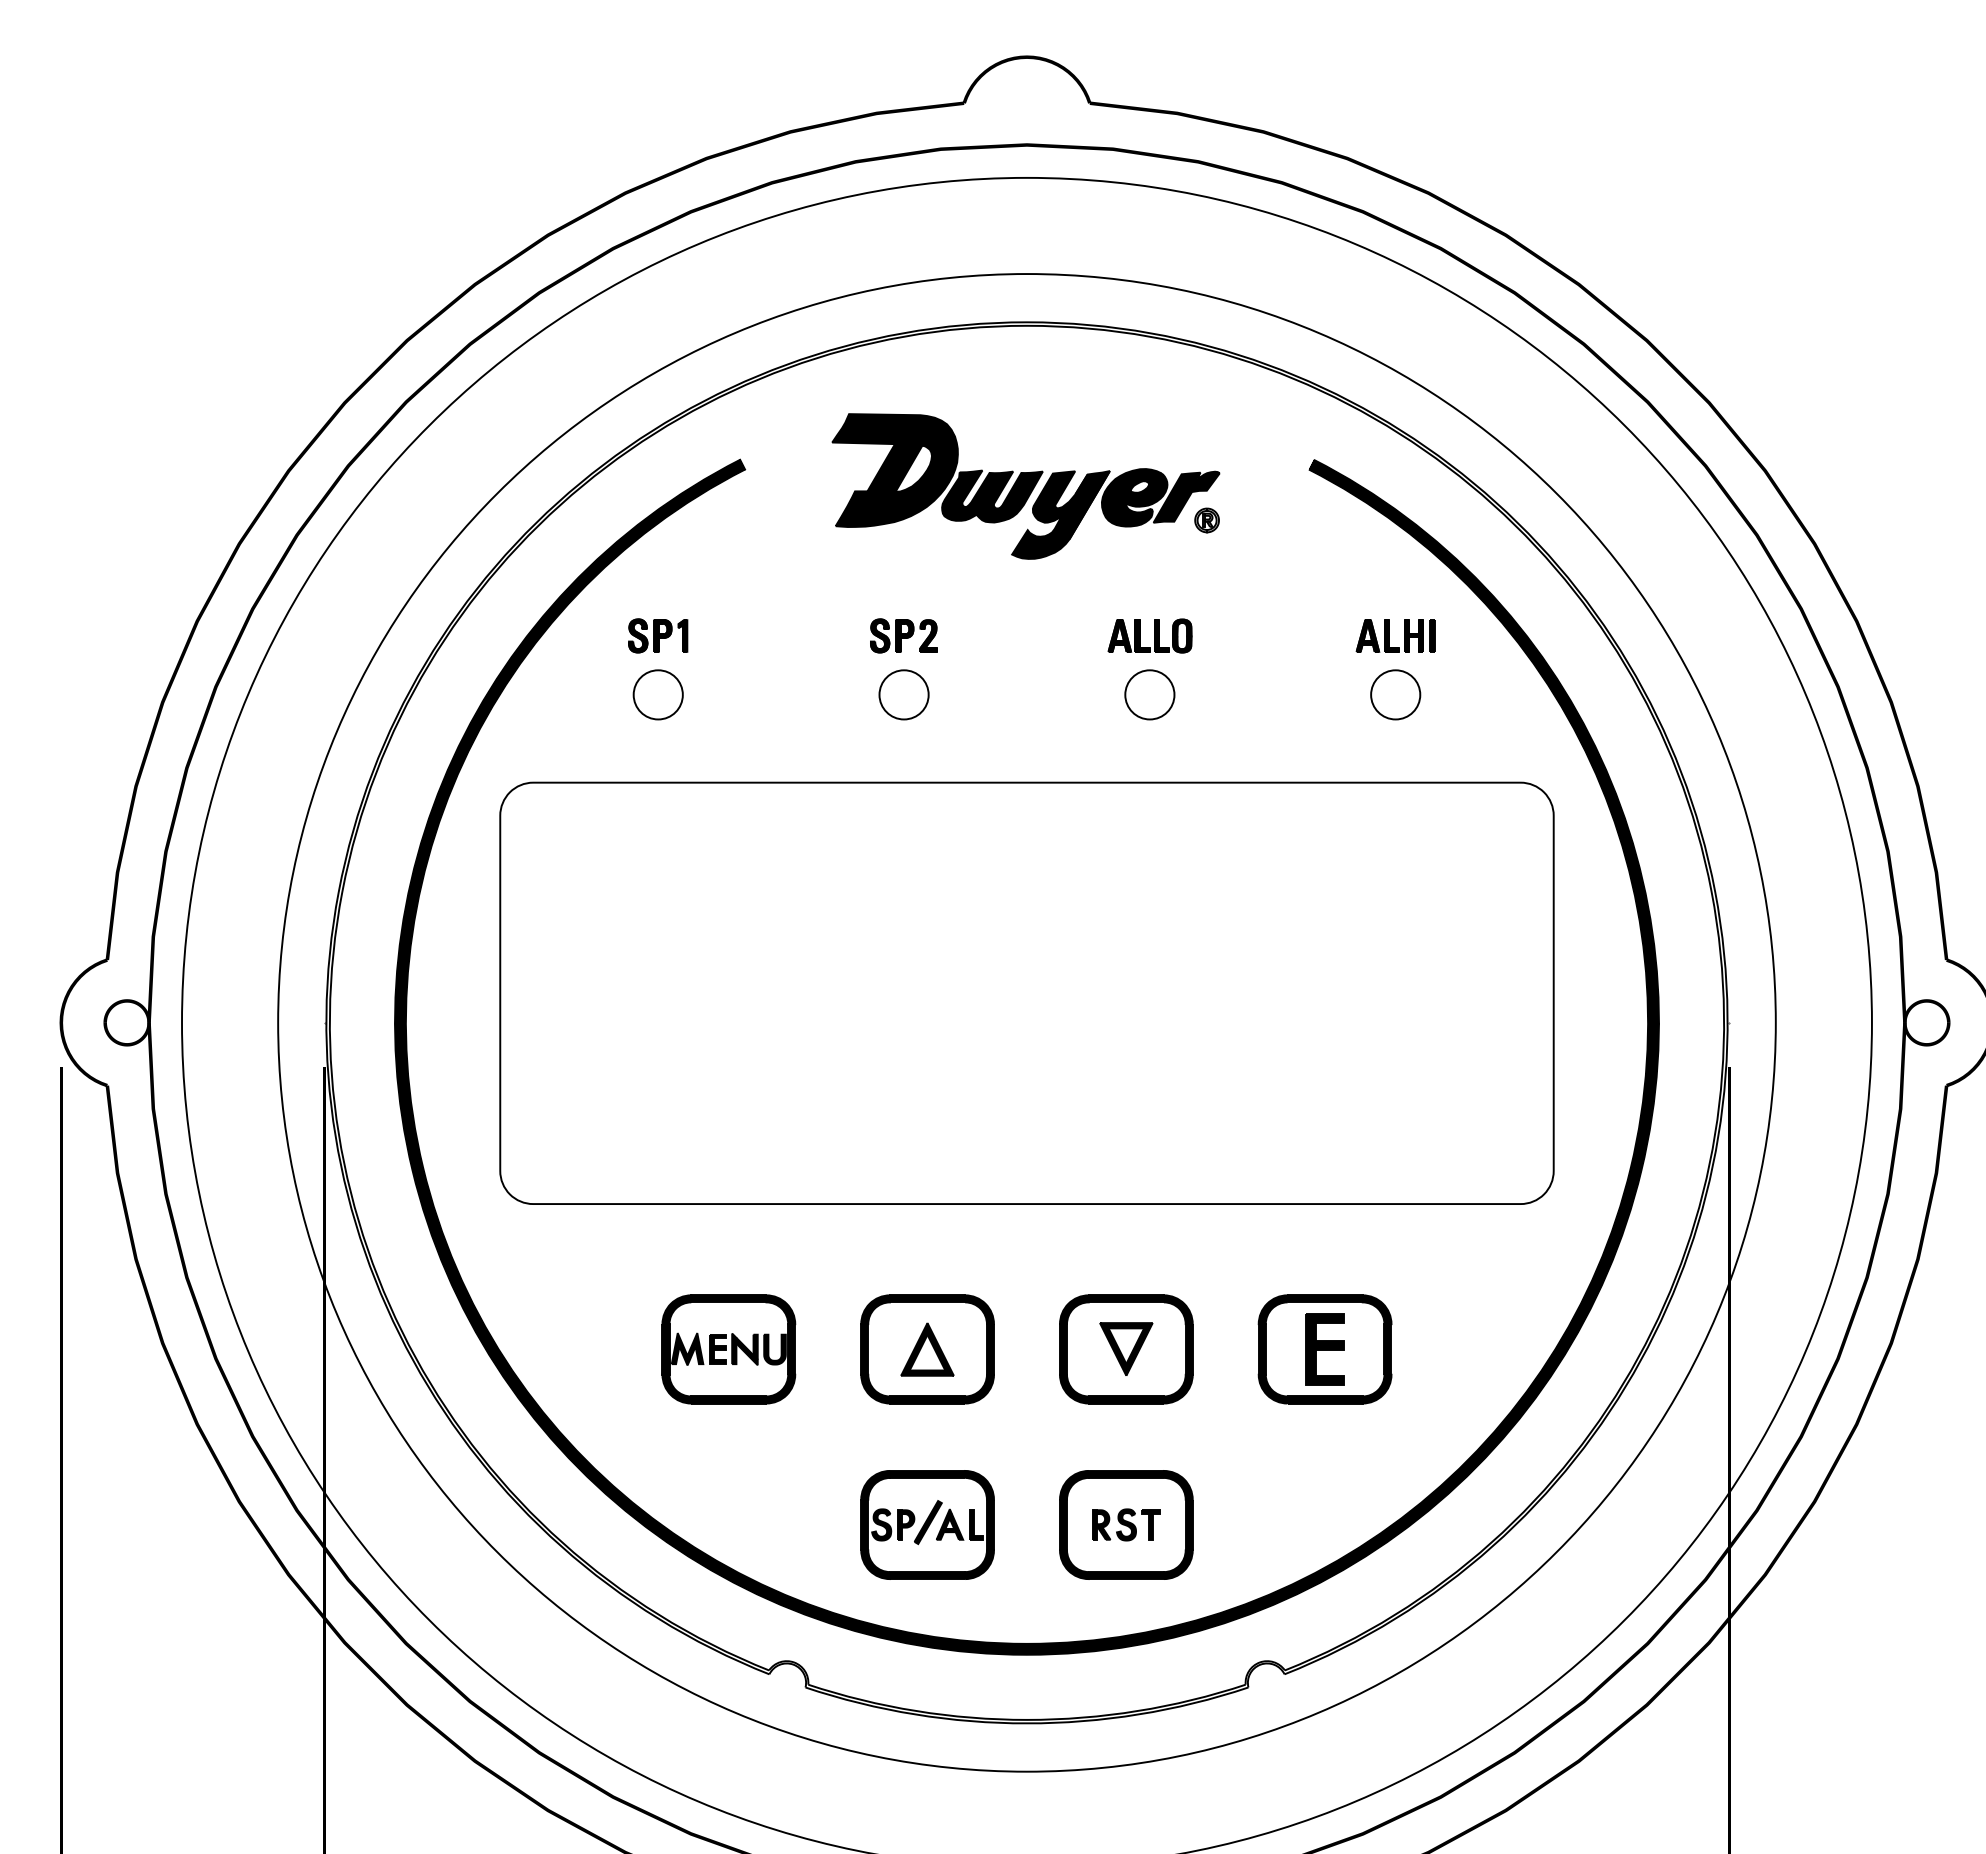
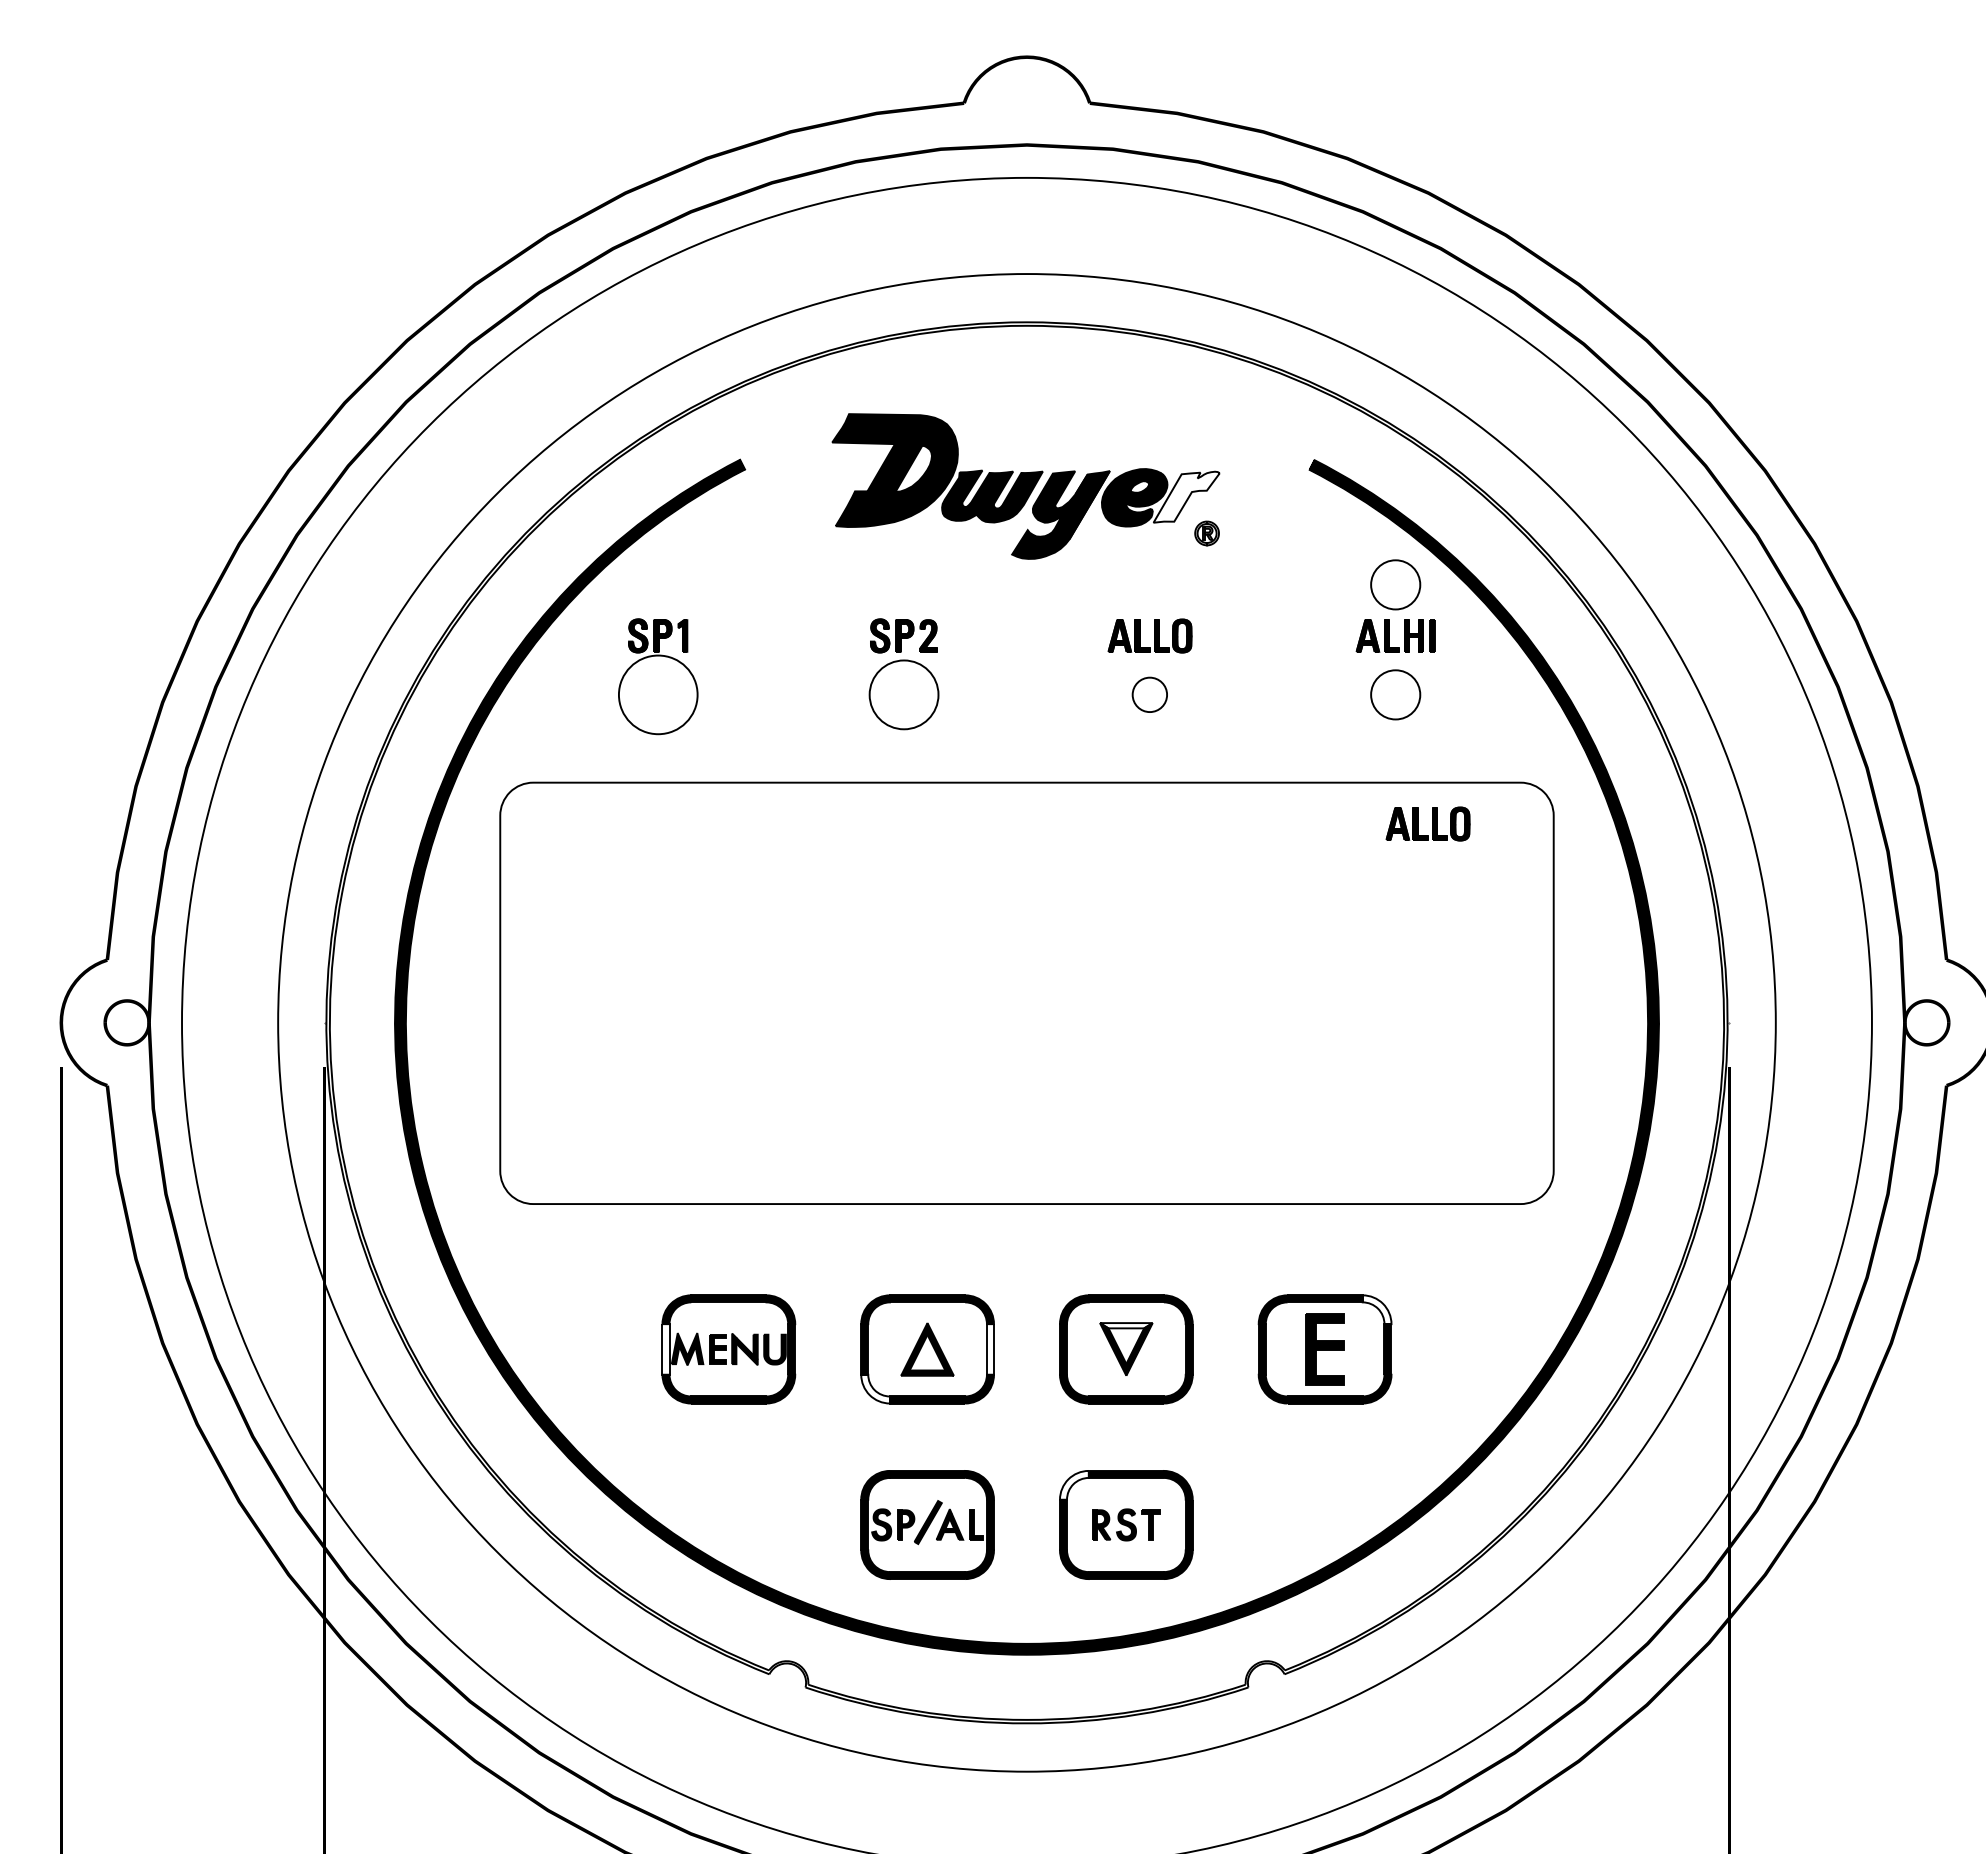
fill: present -> none (1186, 496)
part position: (1206, 520) -> (1206, 533) (1206, 533)
circle: none -> present (1395, 584)
circle diameter: 49 px -> 79 px (657, 694)
circle diameter: 49 px -> 69 px (903, 694)
circle diameter: 49 px -> 34 px (1149, 694)
part: none -> present (1427, 823)
fill: present -> none (1376, 1309)
fill: present -> none (1126, 1325)
fill: present -> none (665, 1349)
fill: present -> none (989, 1349)
fill: present -> none (875, 1388)
fill: present -> none (1073, 1484)
